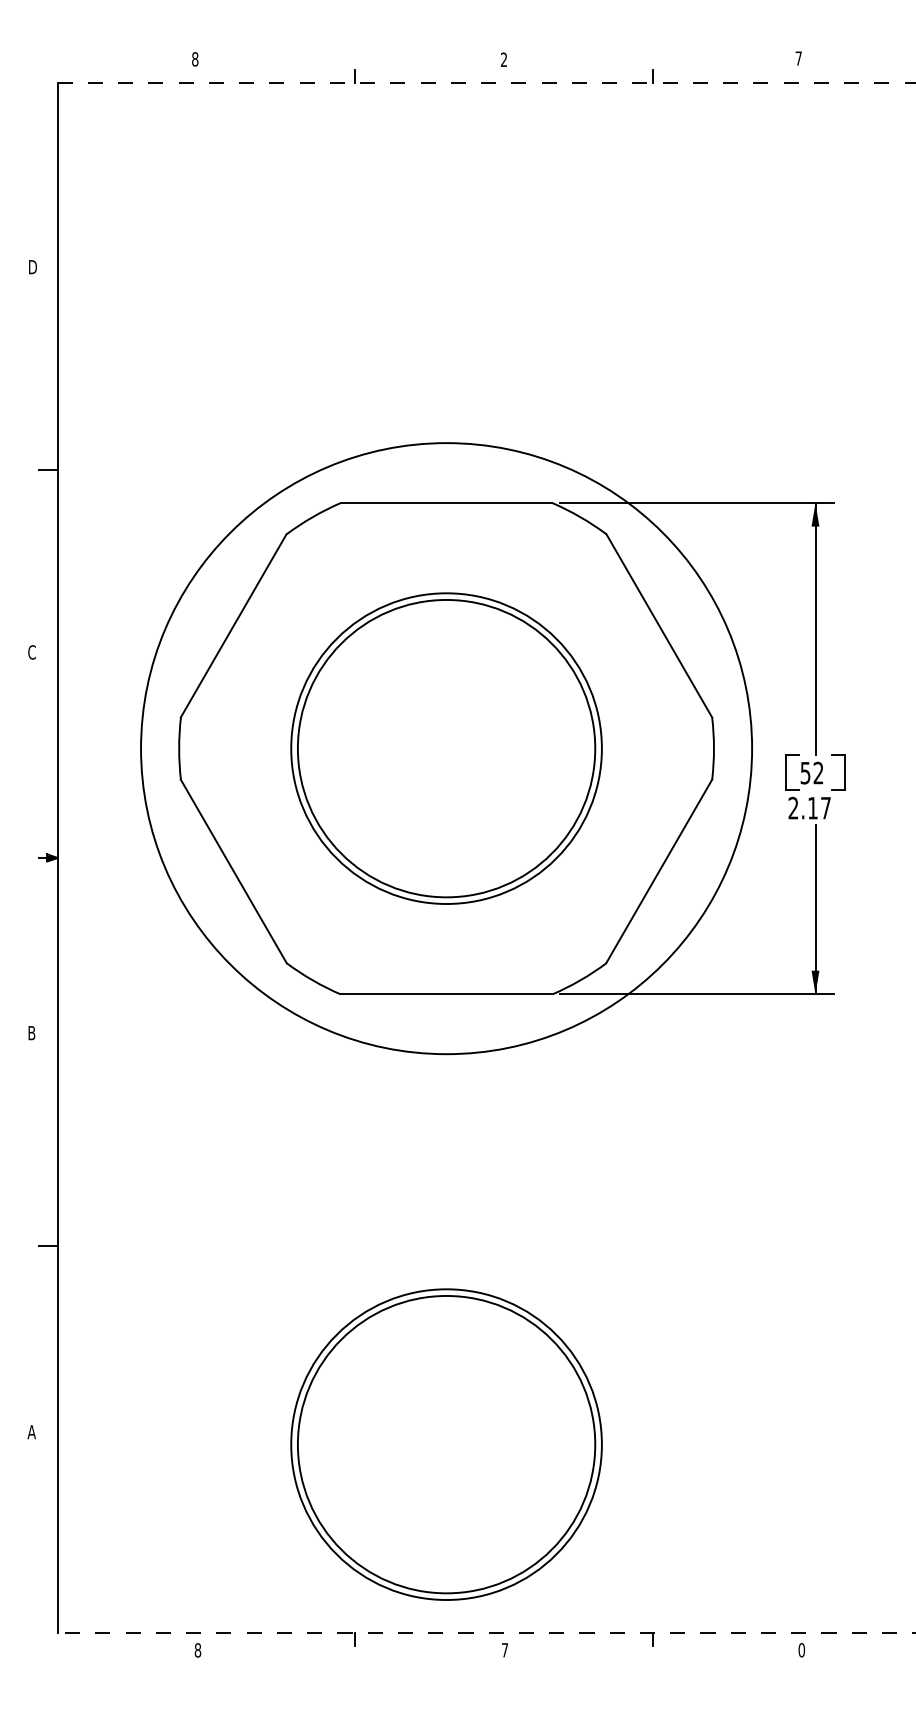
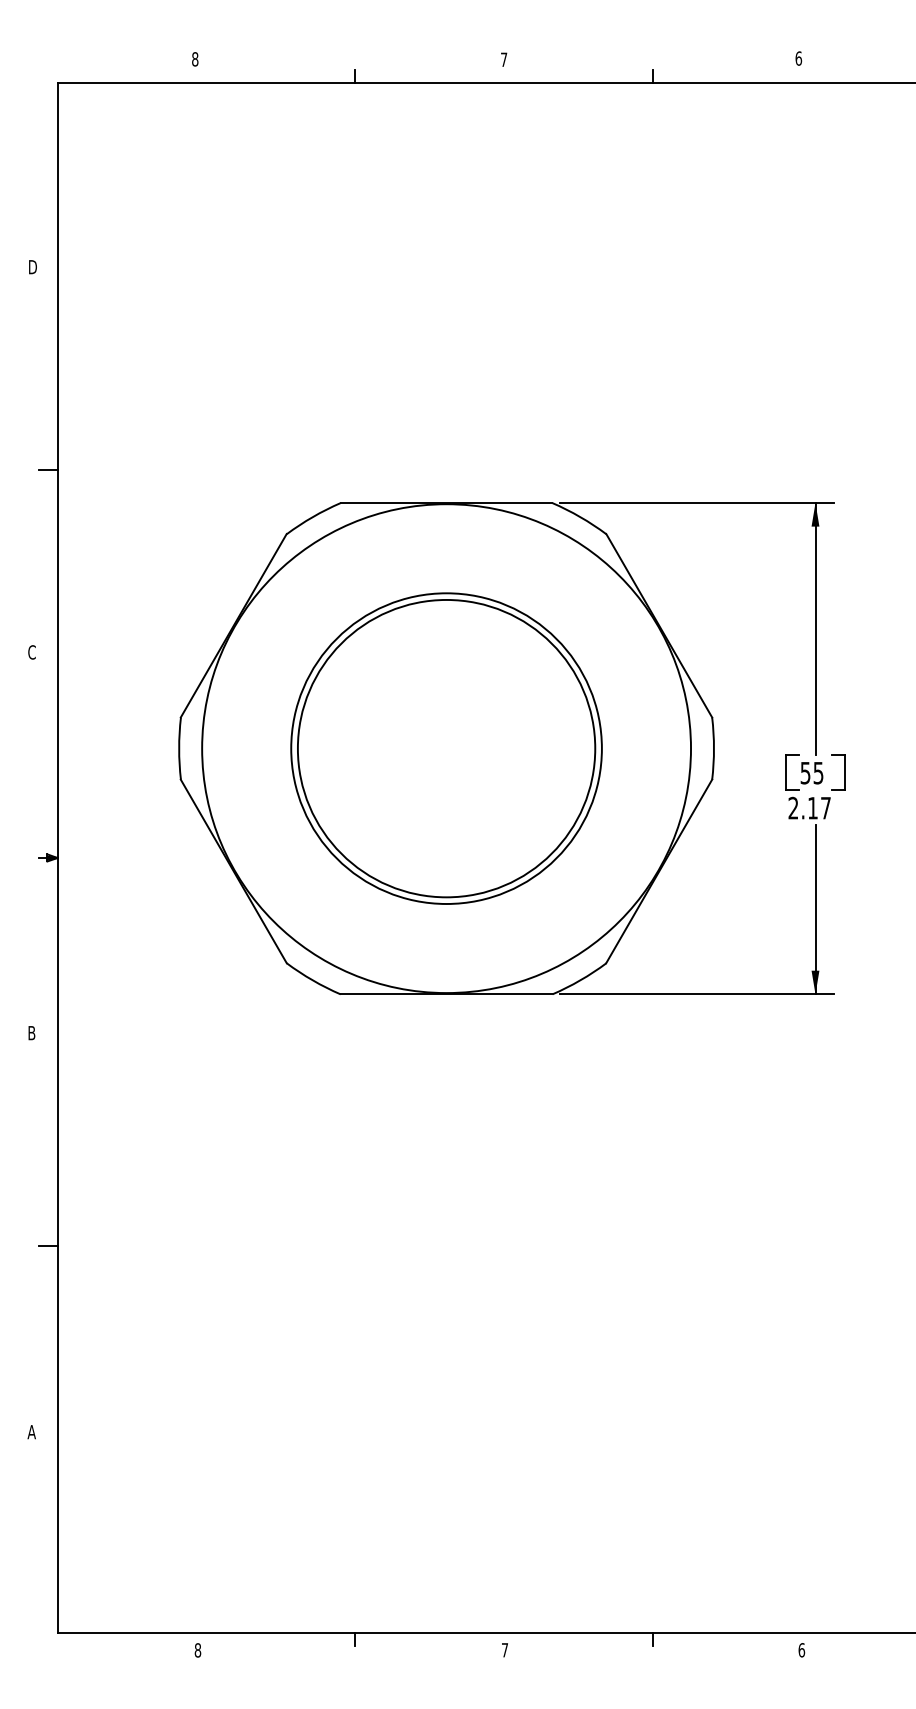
text: 7 -> 6 (798, 58)
text: 2 -> 7 (504, 59)
line: dashed -> solid (486, 82)
circle diameter: 611 px -> 489 px (446, 748)
text: 52 -> 55 (818, 772)
part: present -> none (446, 1444)
line: dashed -> solid (486, 1633)
text: 0 -> 6 (801, 1649)
